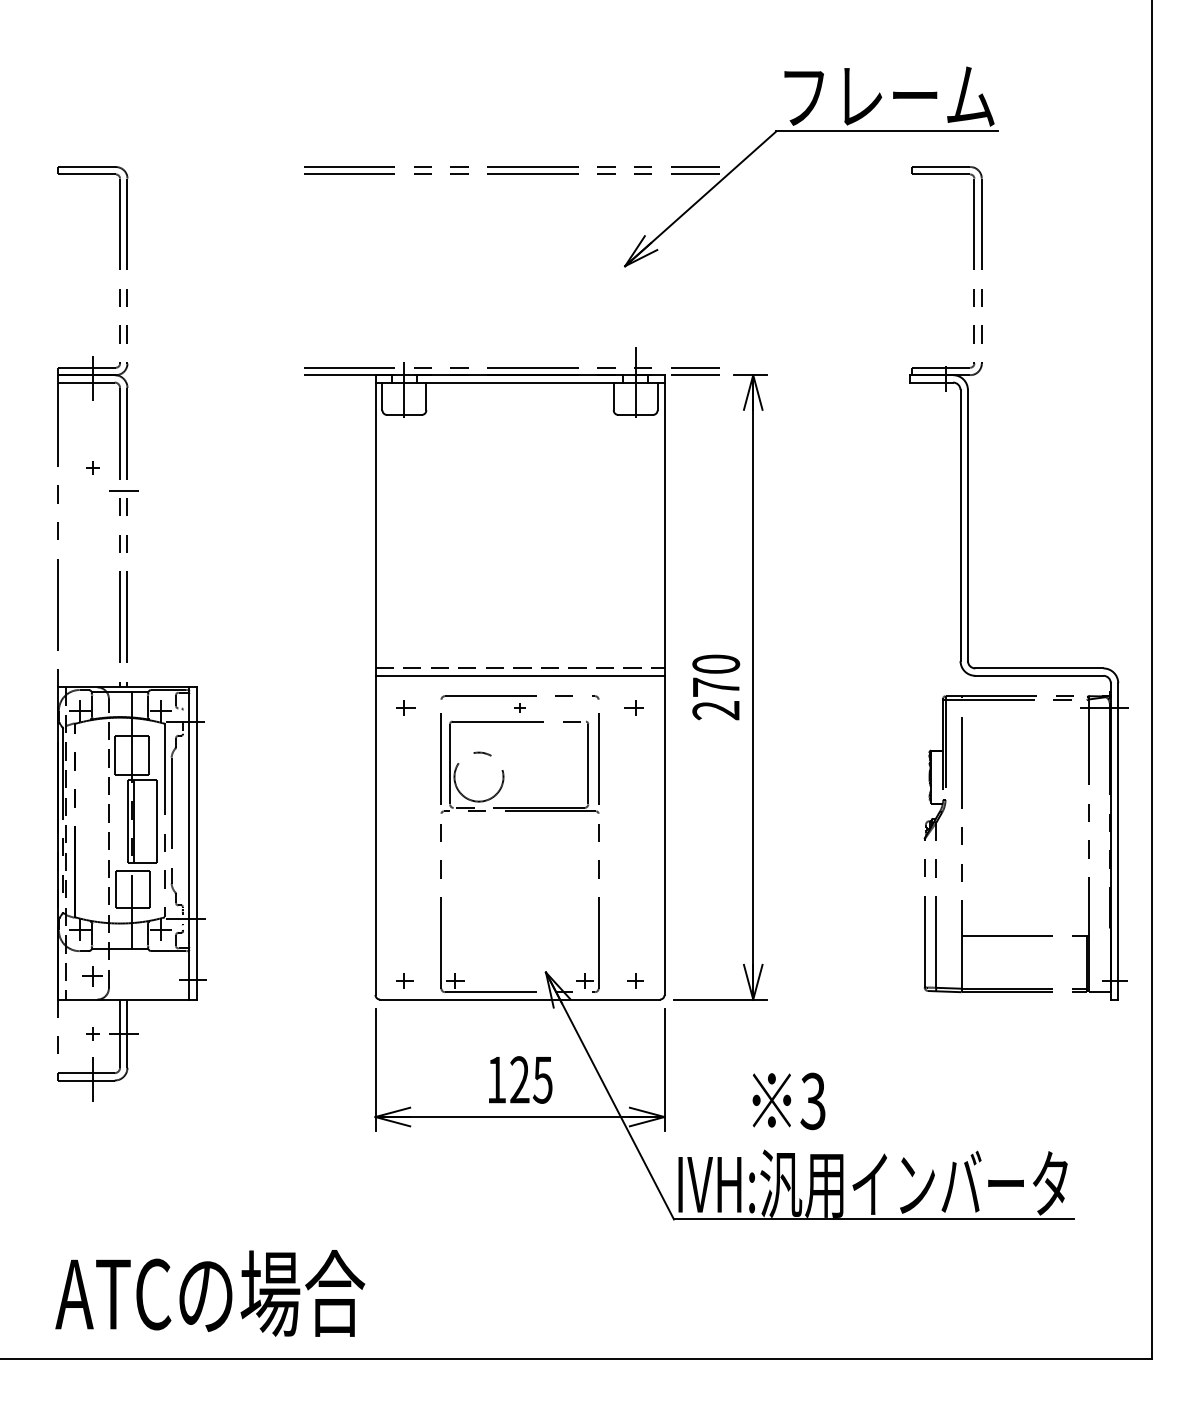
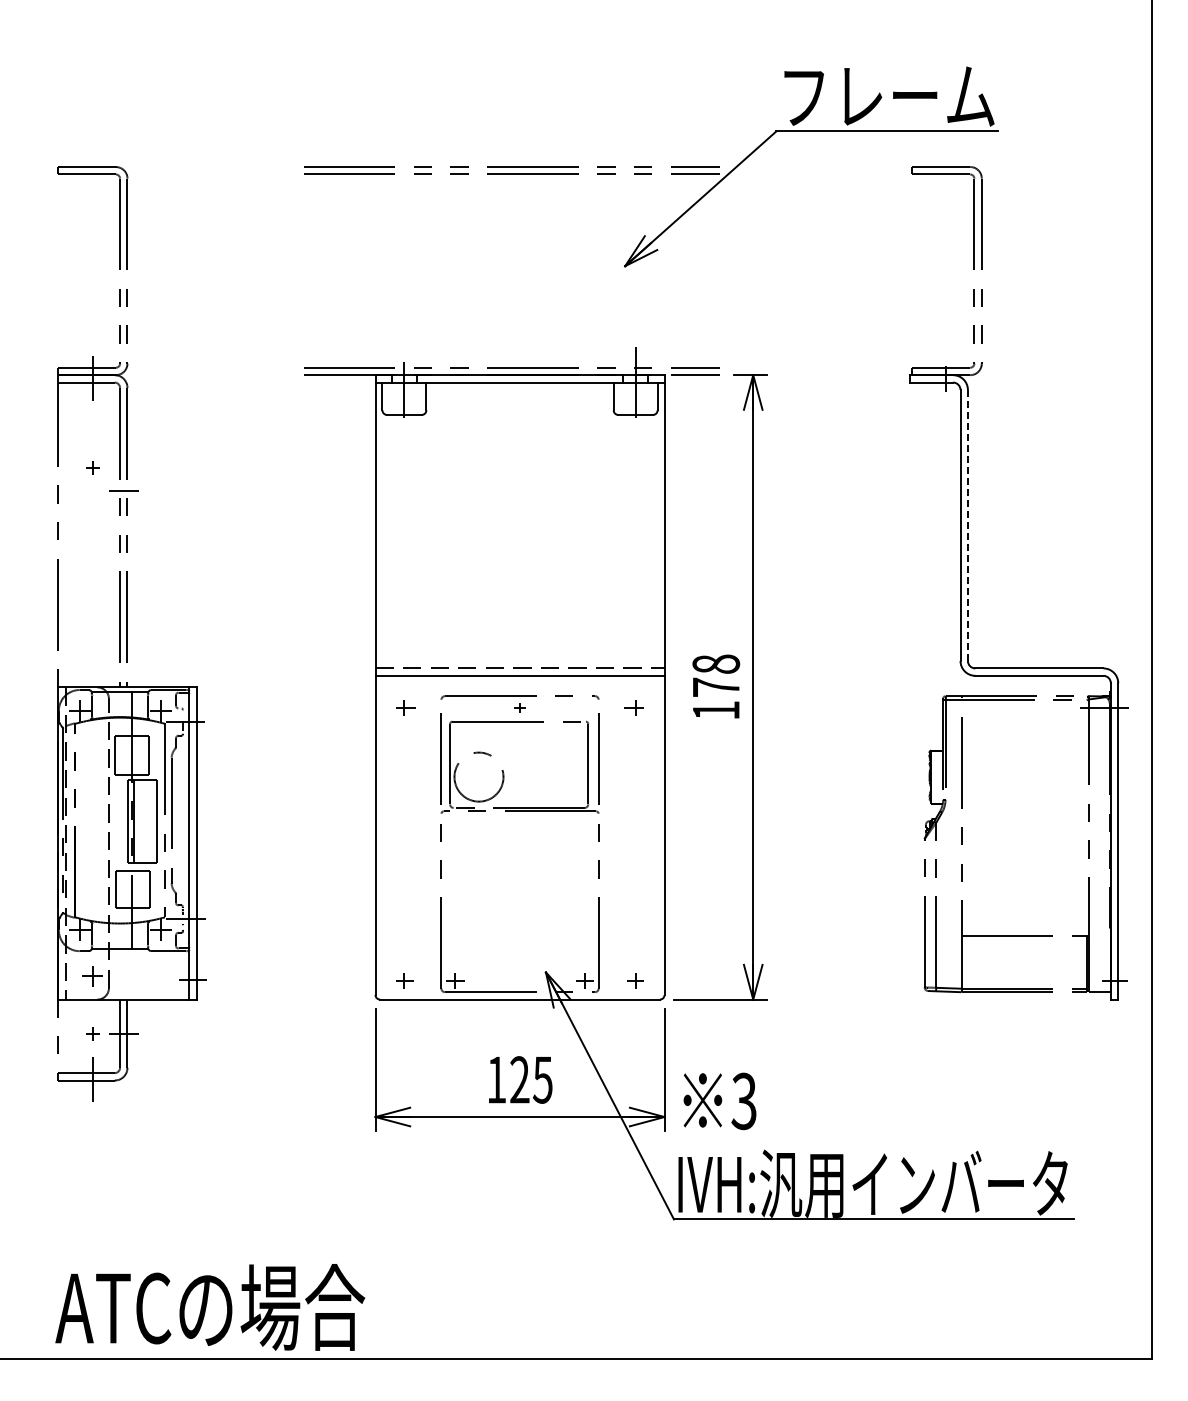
line: solid -> dashed (967, 525)
text: 270 -> 178 (715, 687)
text position: (788, 1101) -> (719, 1101) (719, 1101)
text position: (210, 1293) -> (210, 1307) (210, 1307)
